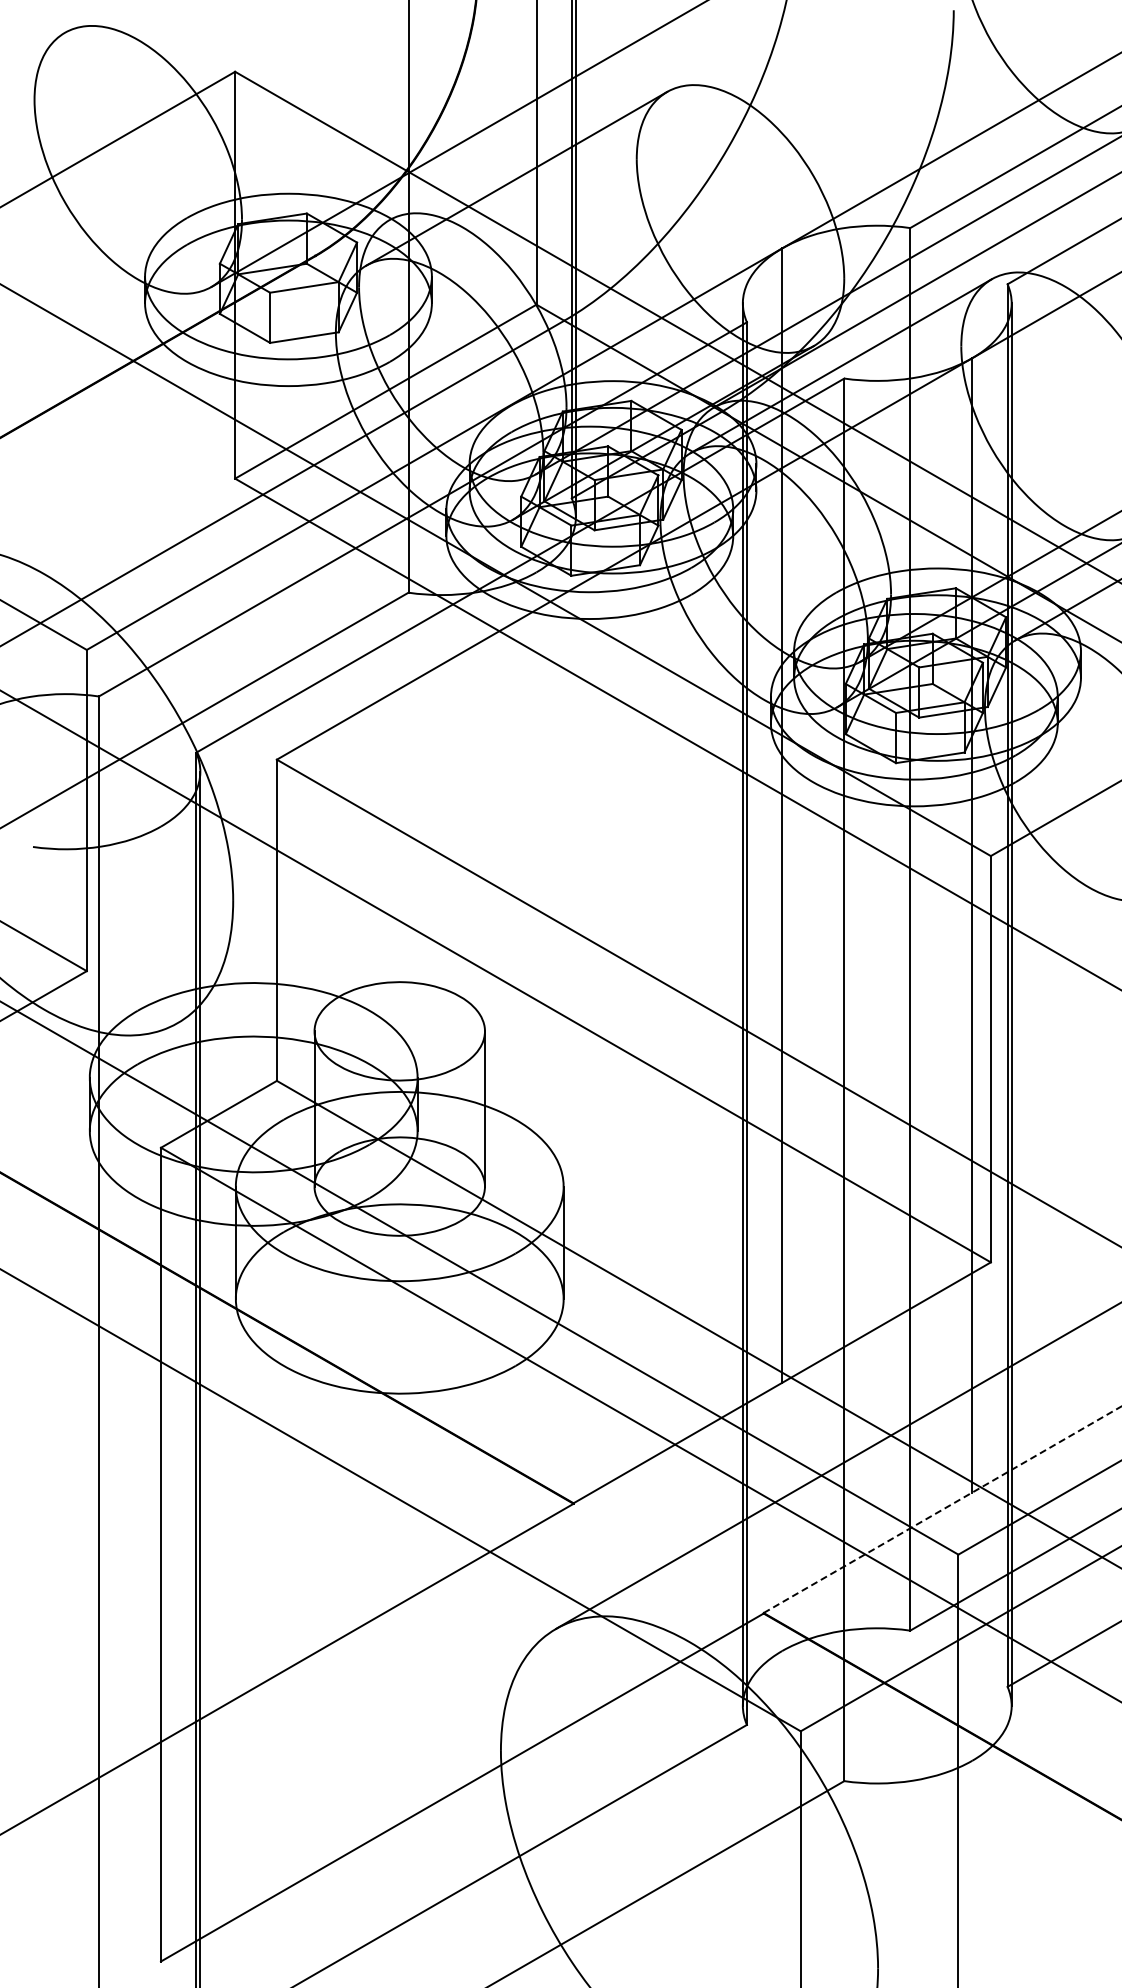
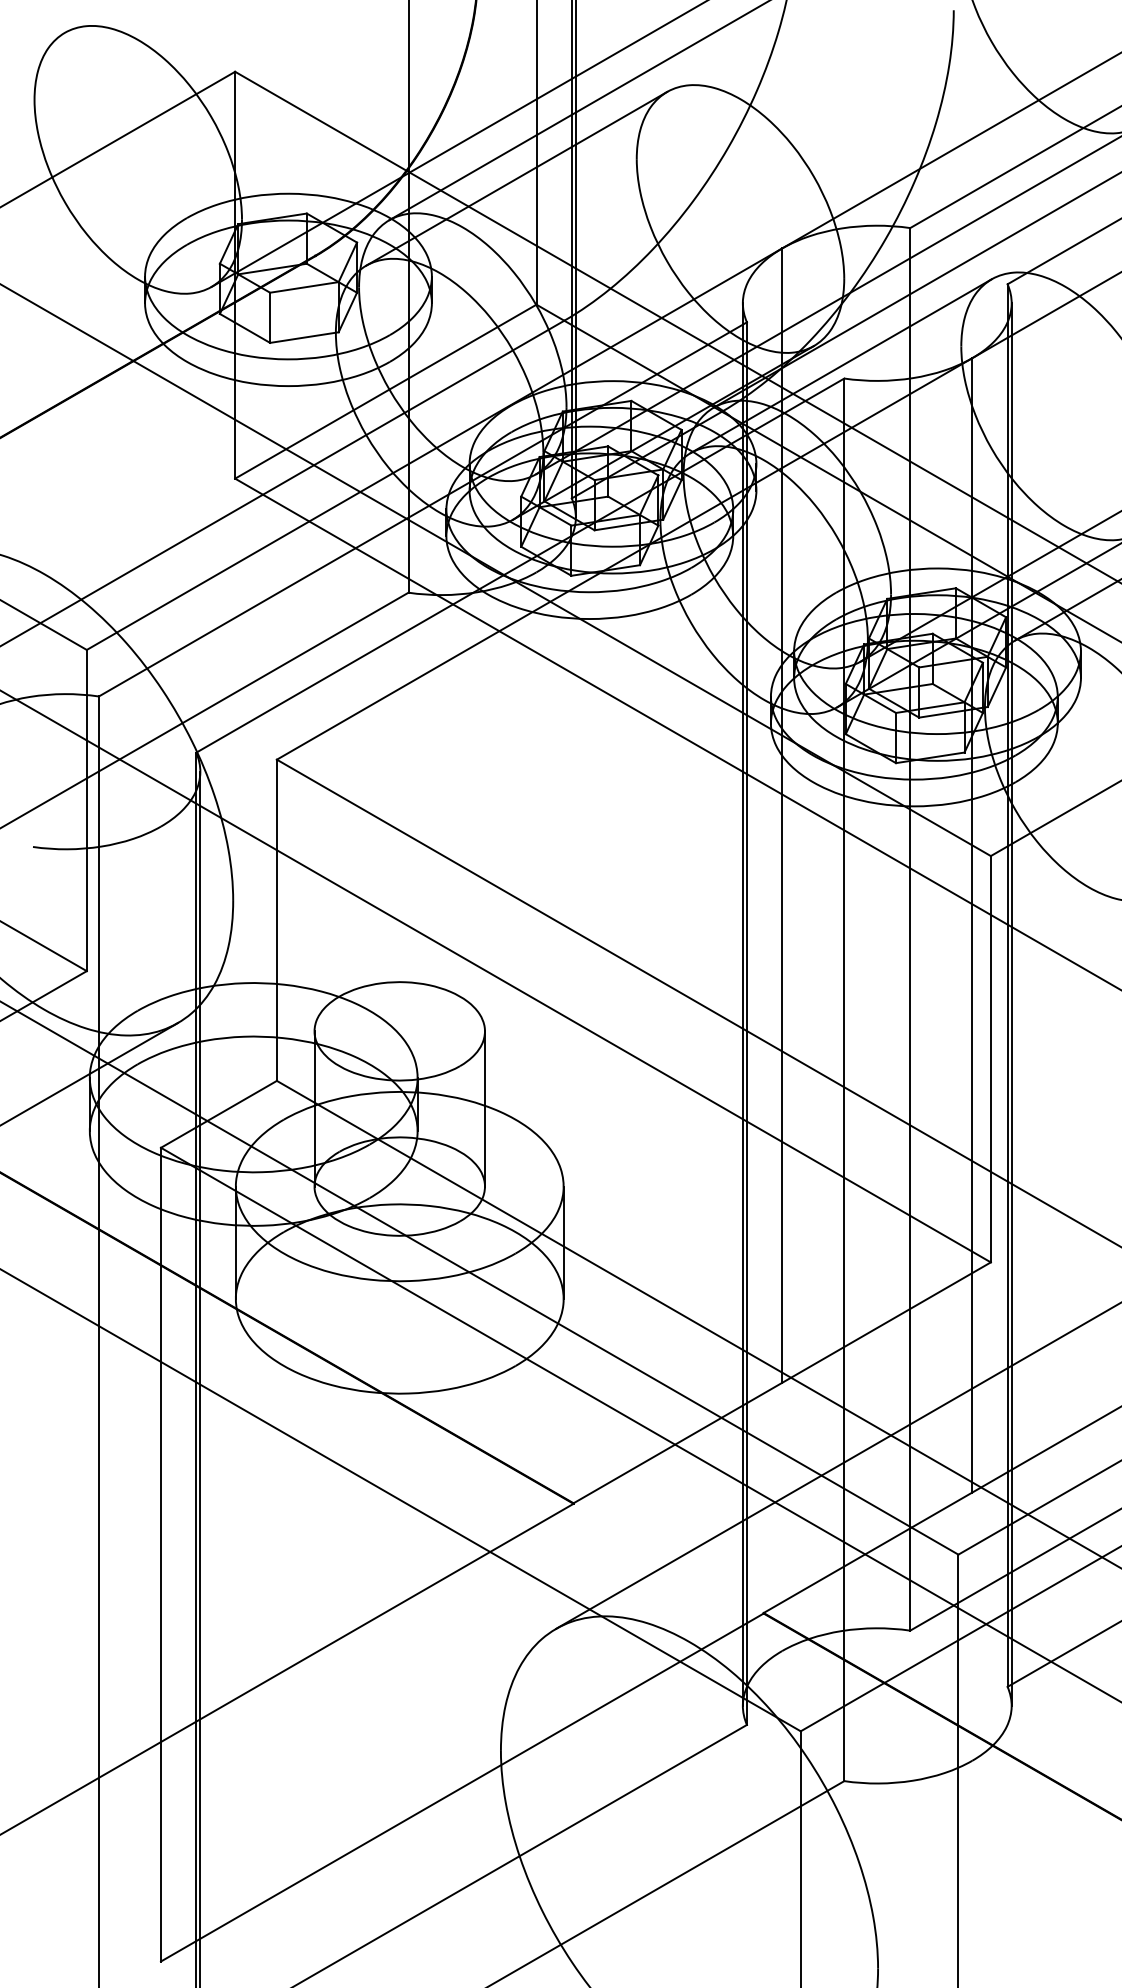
line: none -> present (578, 111)
line: none -> present (89, 1073)
line: dashed -> solid (942, 1509)
